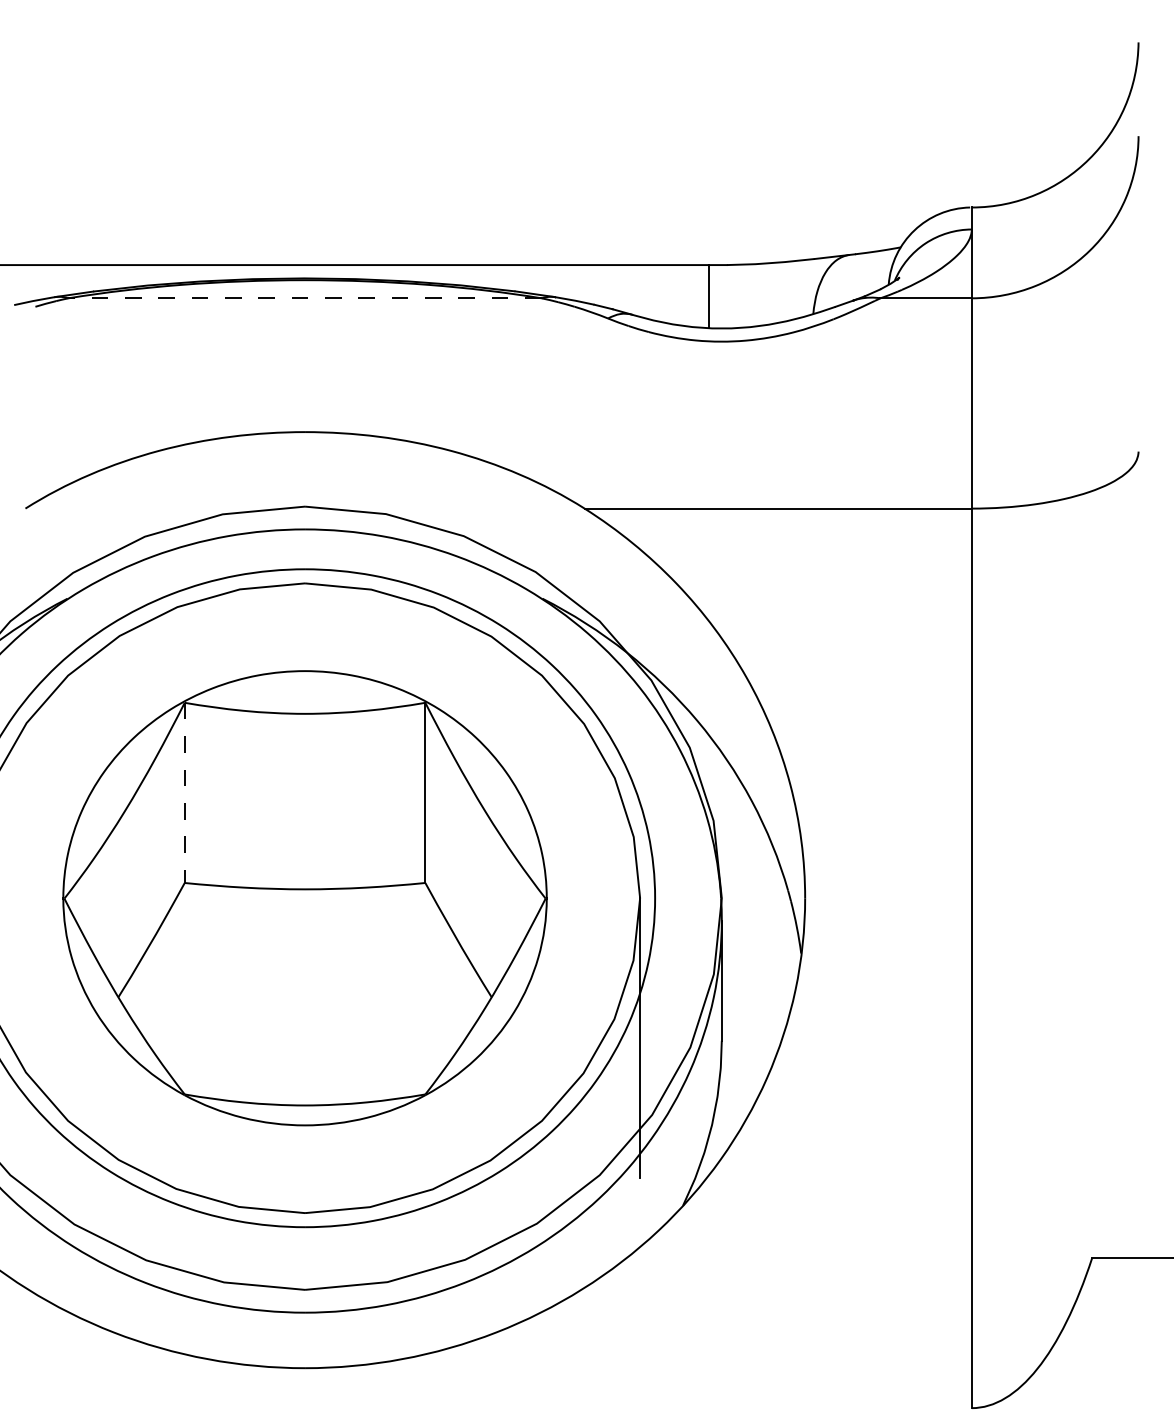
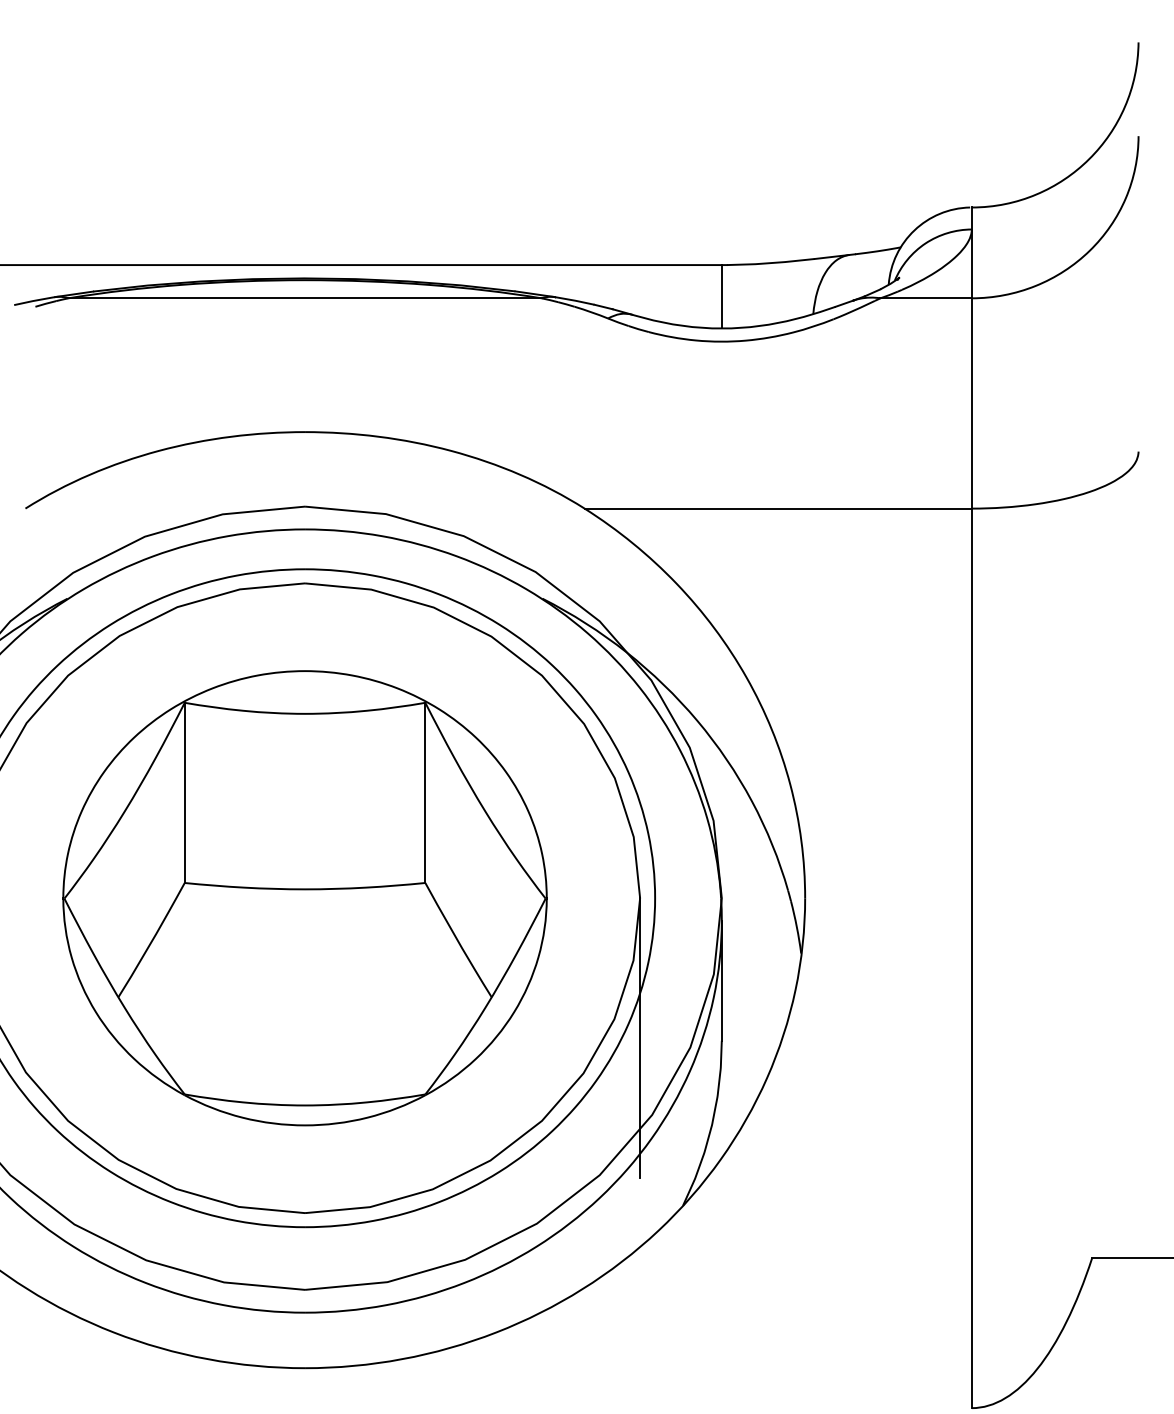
line position: (708, 296) -> (721, 296) (721, 296)
line: dashed -> solid (305, 298)
line: dashed -> solid (184, 793)
